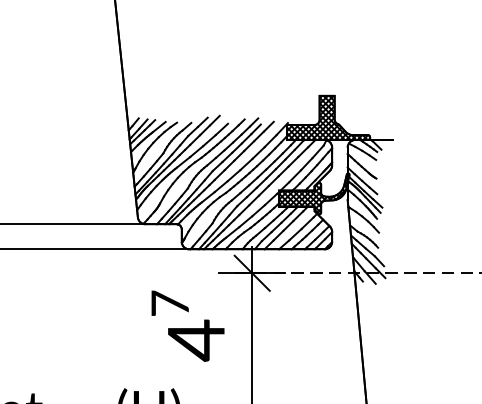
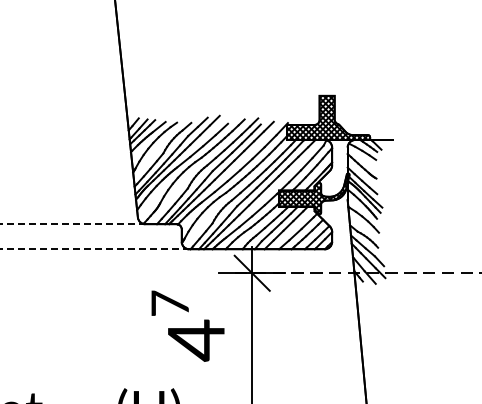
line: solid -> dashed (73, 224)
line: solid -> dashed (95, 249)
